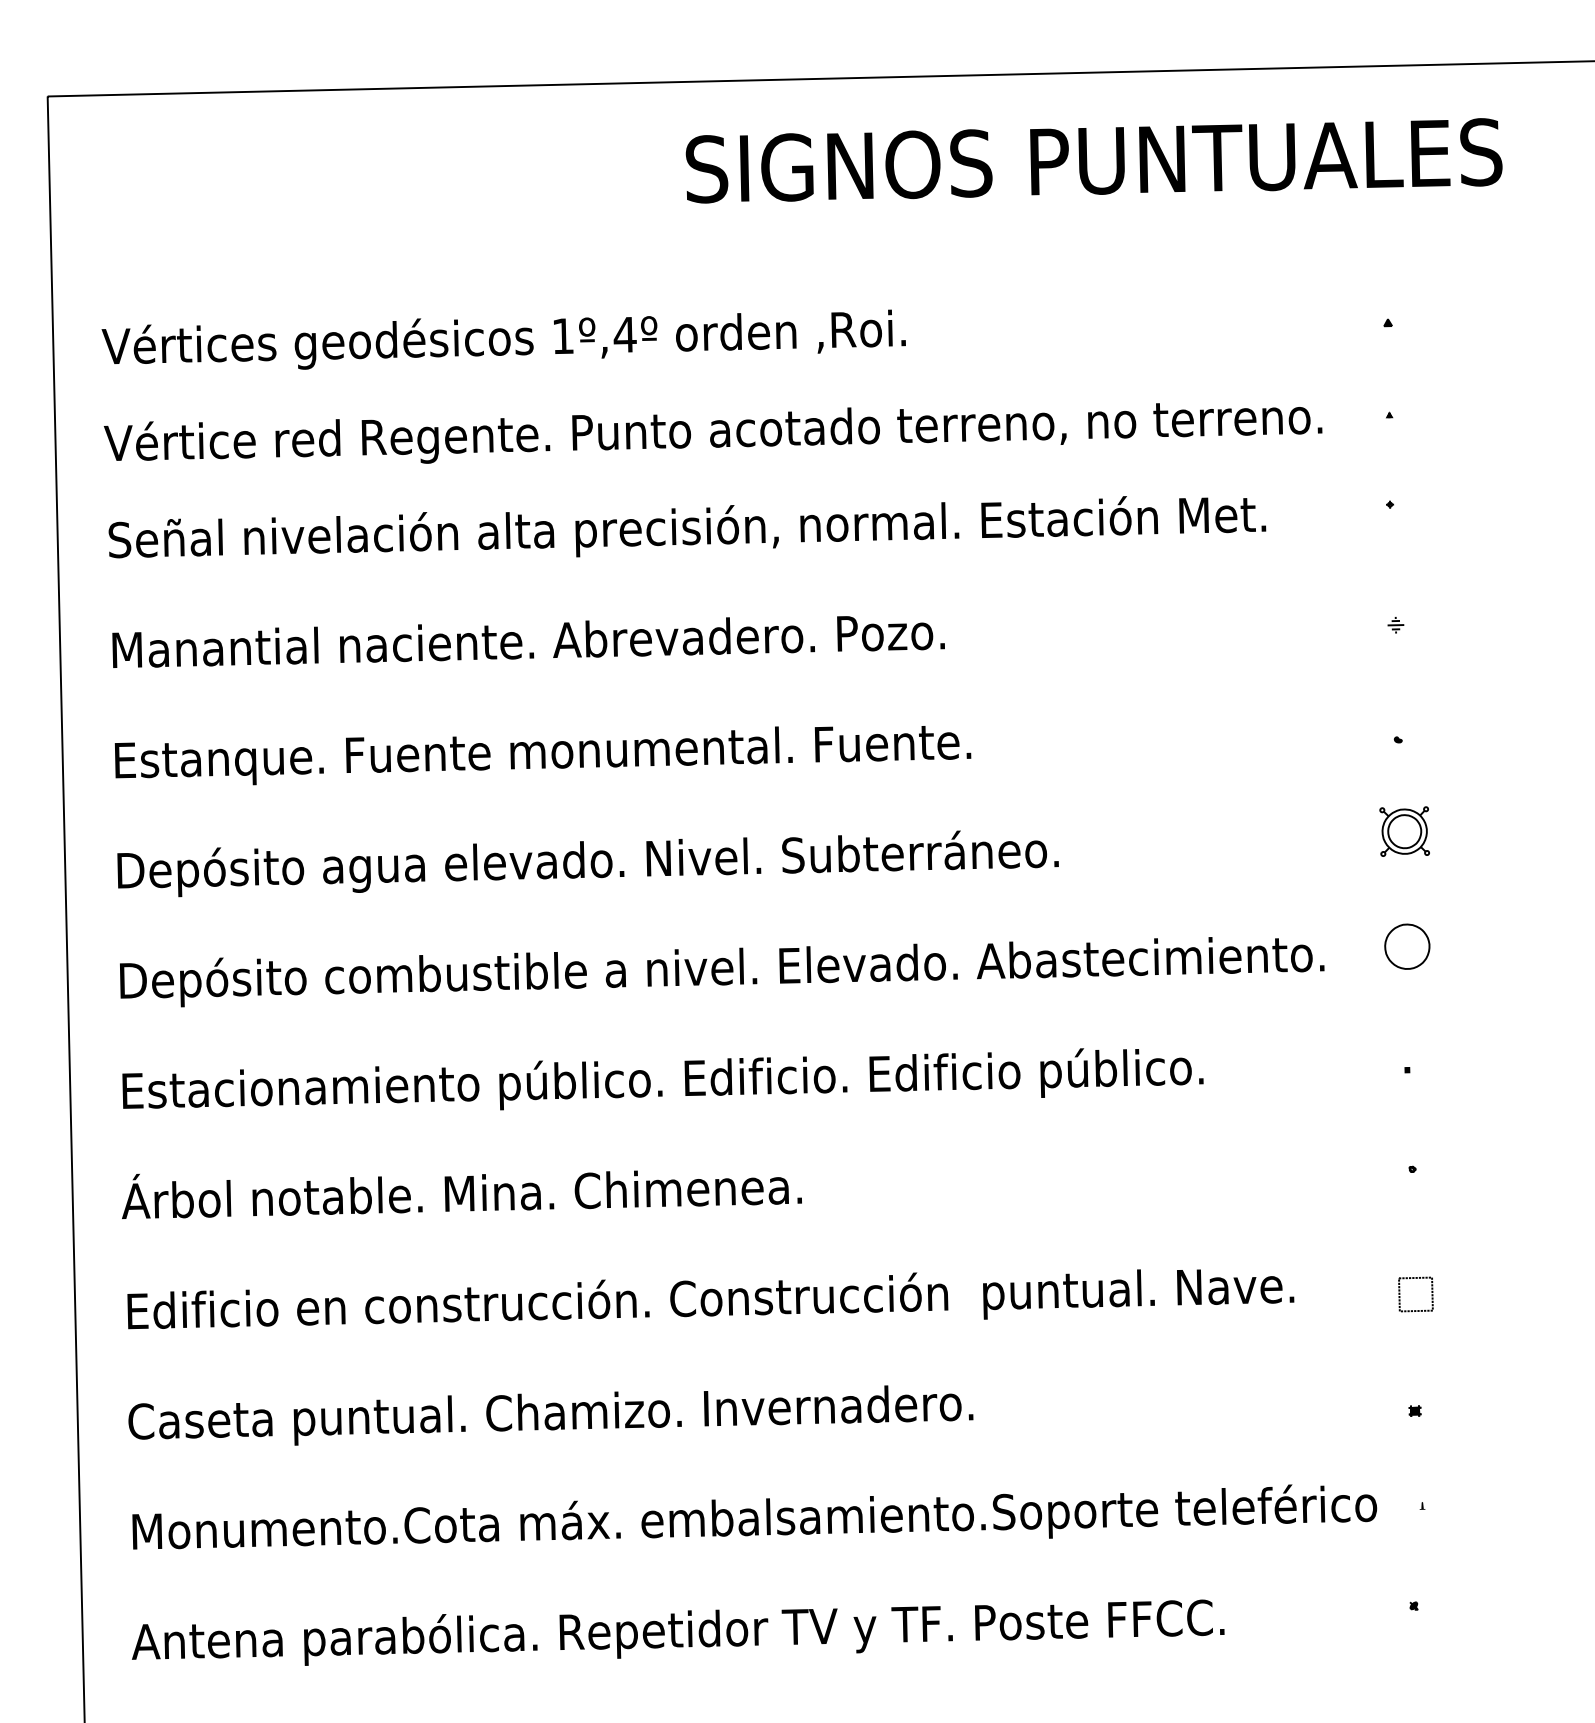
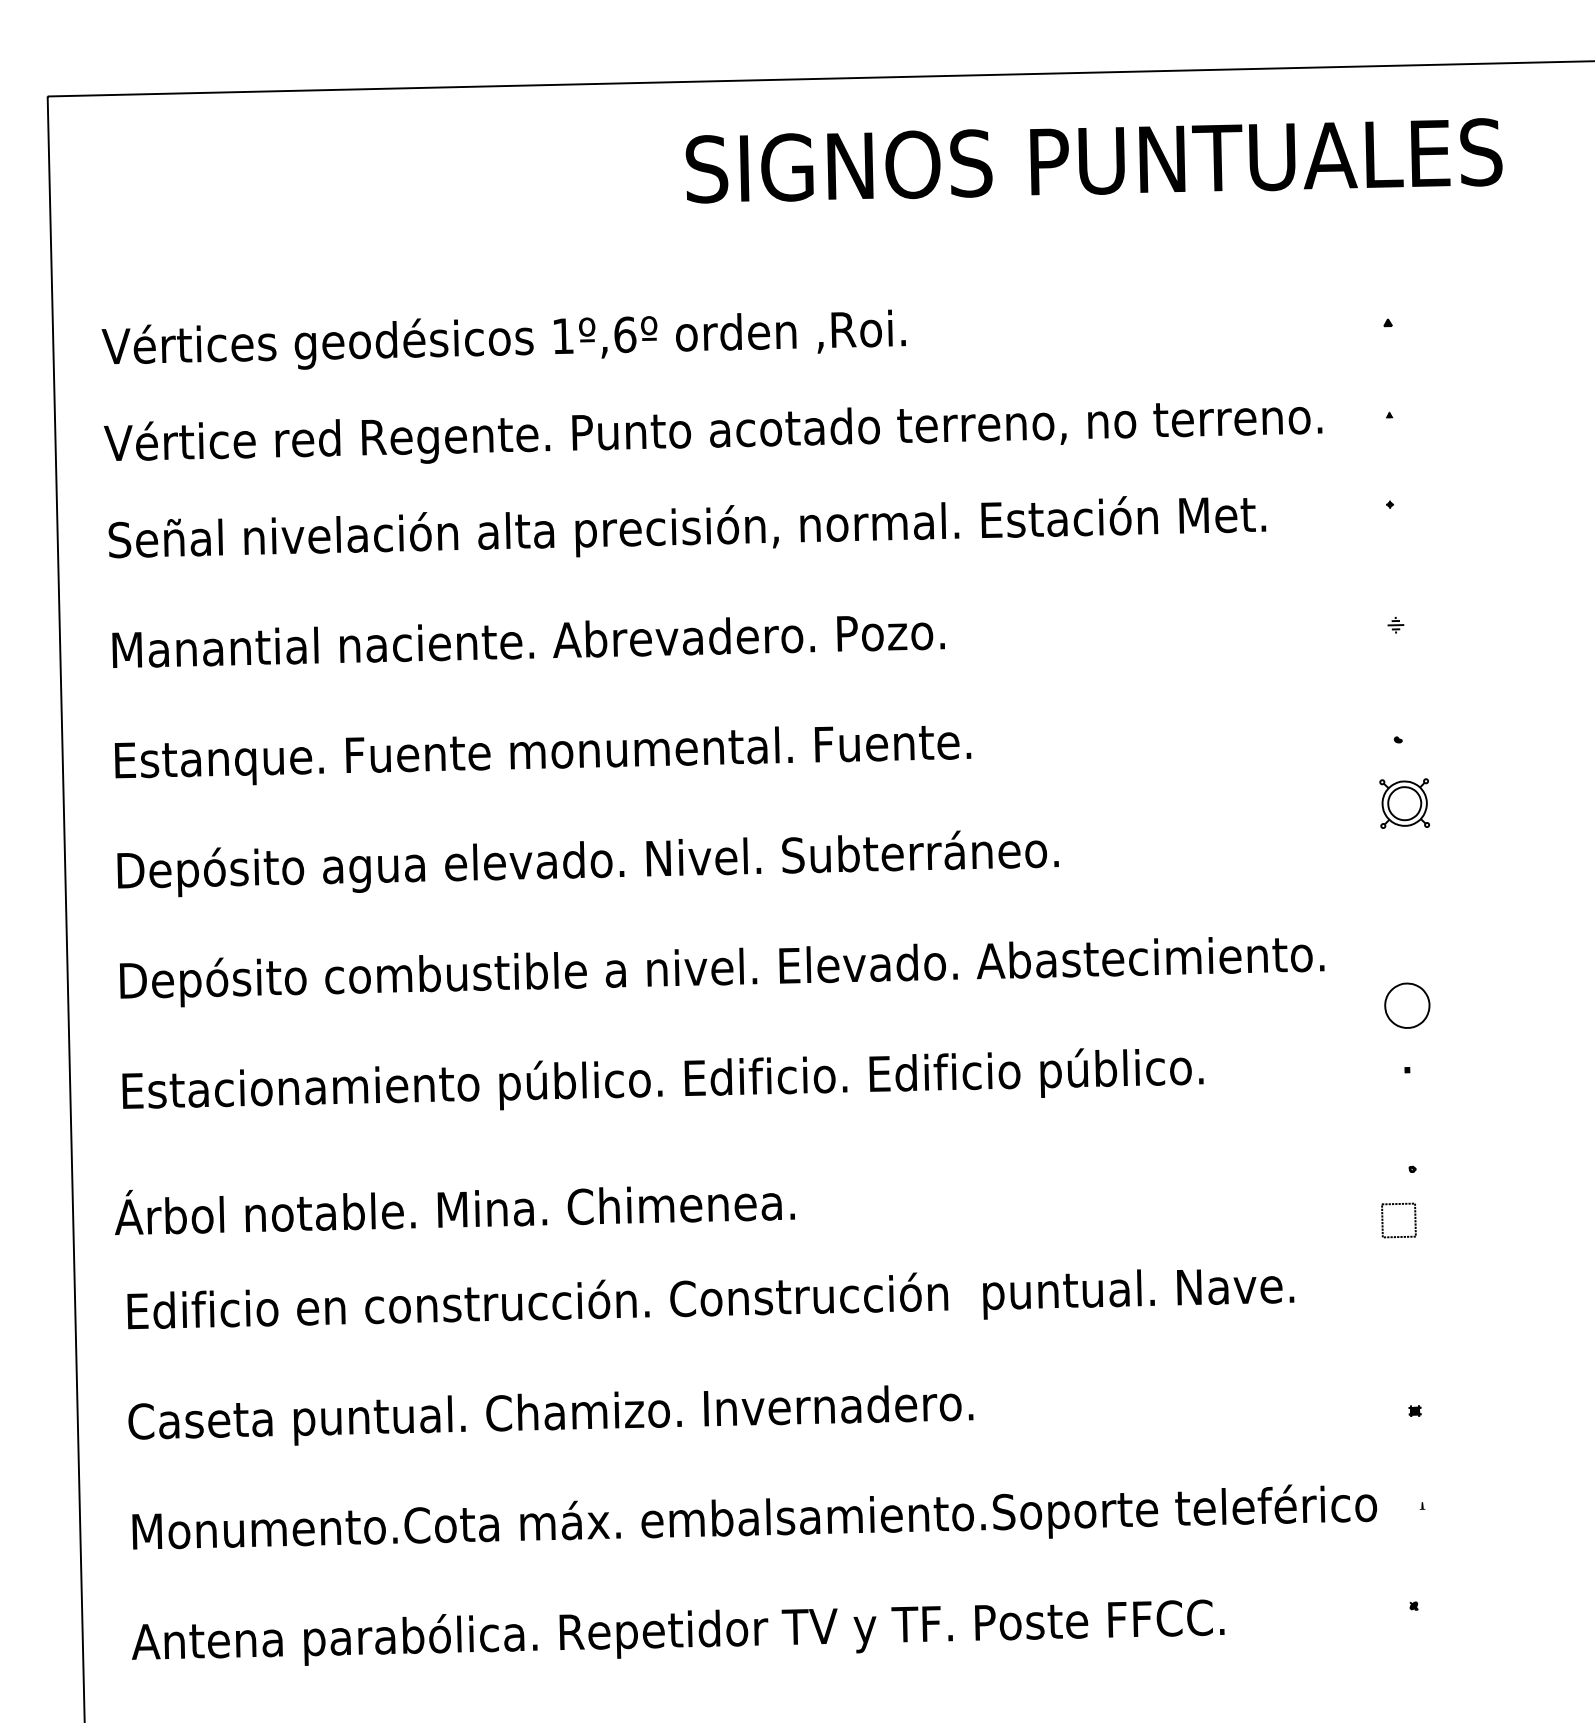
text: 1º,4º -> 1º,6º (624, 334)
part position: (1404, 831) -> (1404, 803) (1404, 803)
part position: (1407, 946) -> (1407, 1005) (1407, 1005)
text position: (461, 1194) -> (454, 1210) (454, 1210)
part position: (1400, 1294) -> (1383, 1220) (1383, 1220)
